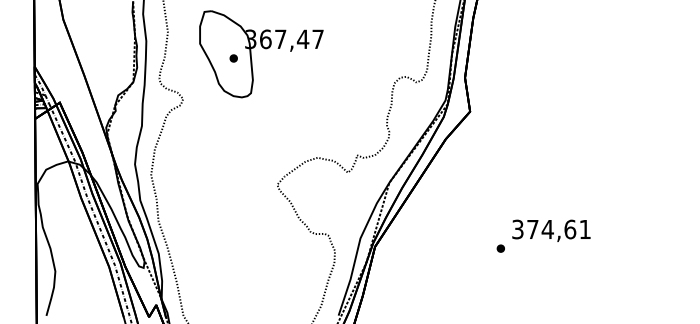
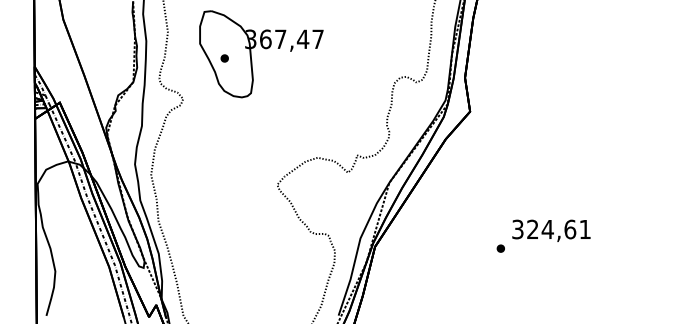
part position: (233, 58) -> (224, 58) (224, 58)
text: 374,61 -> 324,61 (532, 228)
